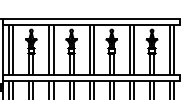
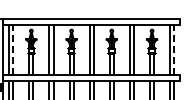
line: solid -> dashed (13, 49)
line: solid -> dashed (174, 49)
